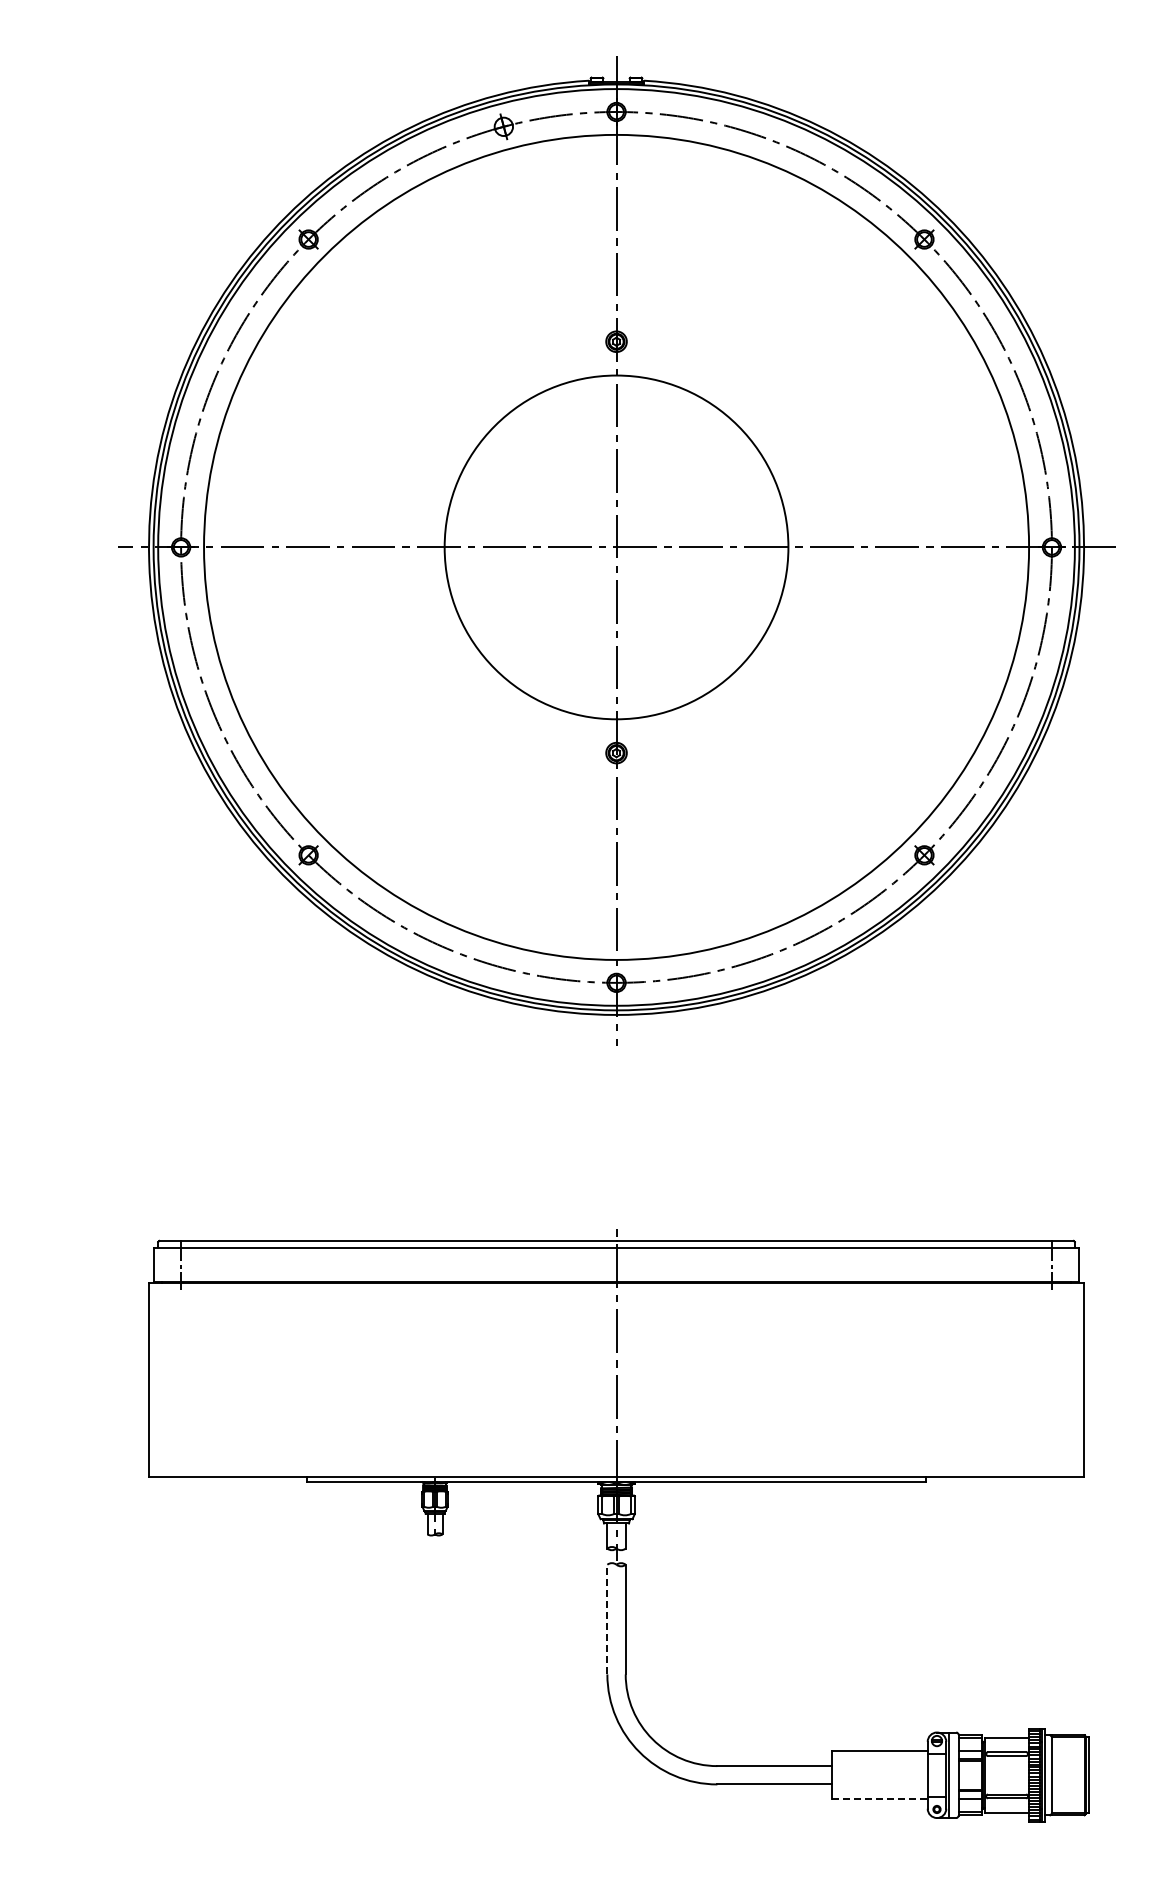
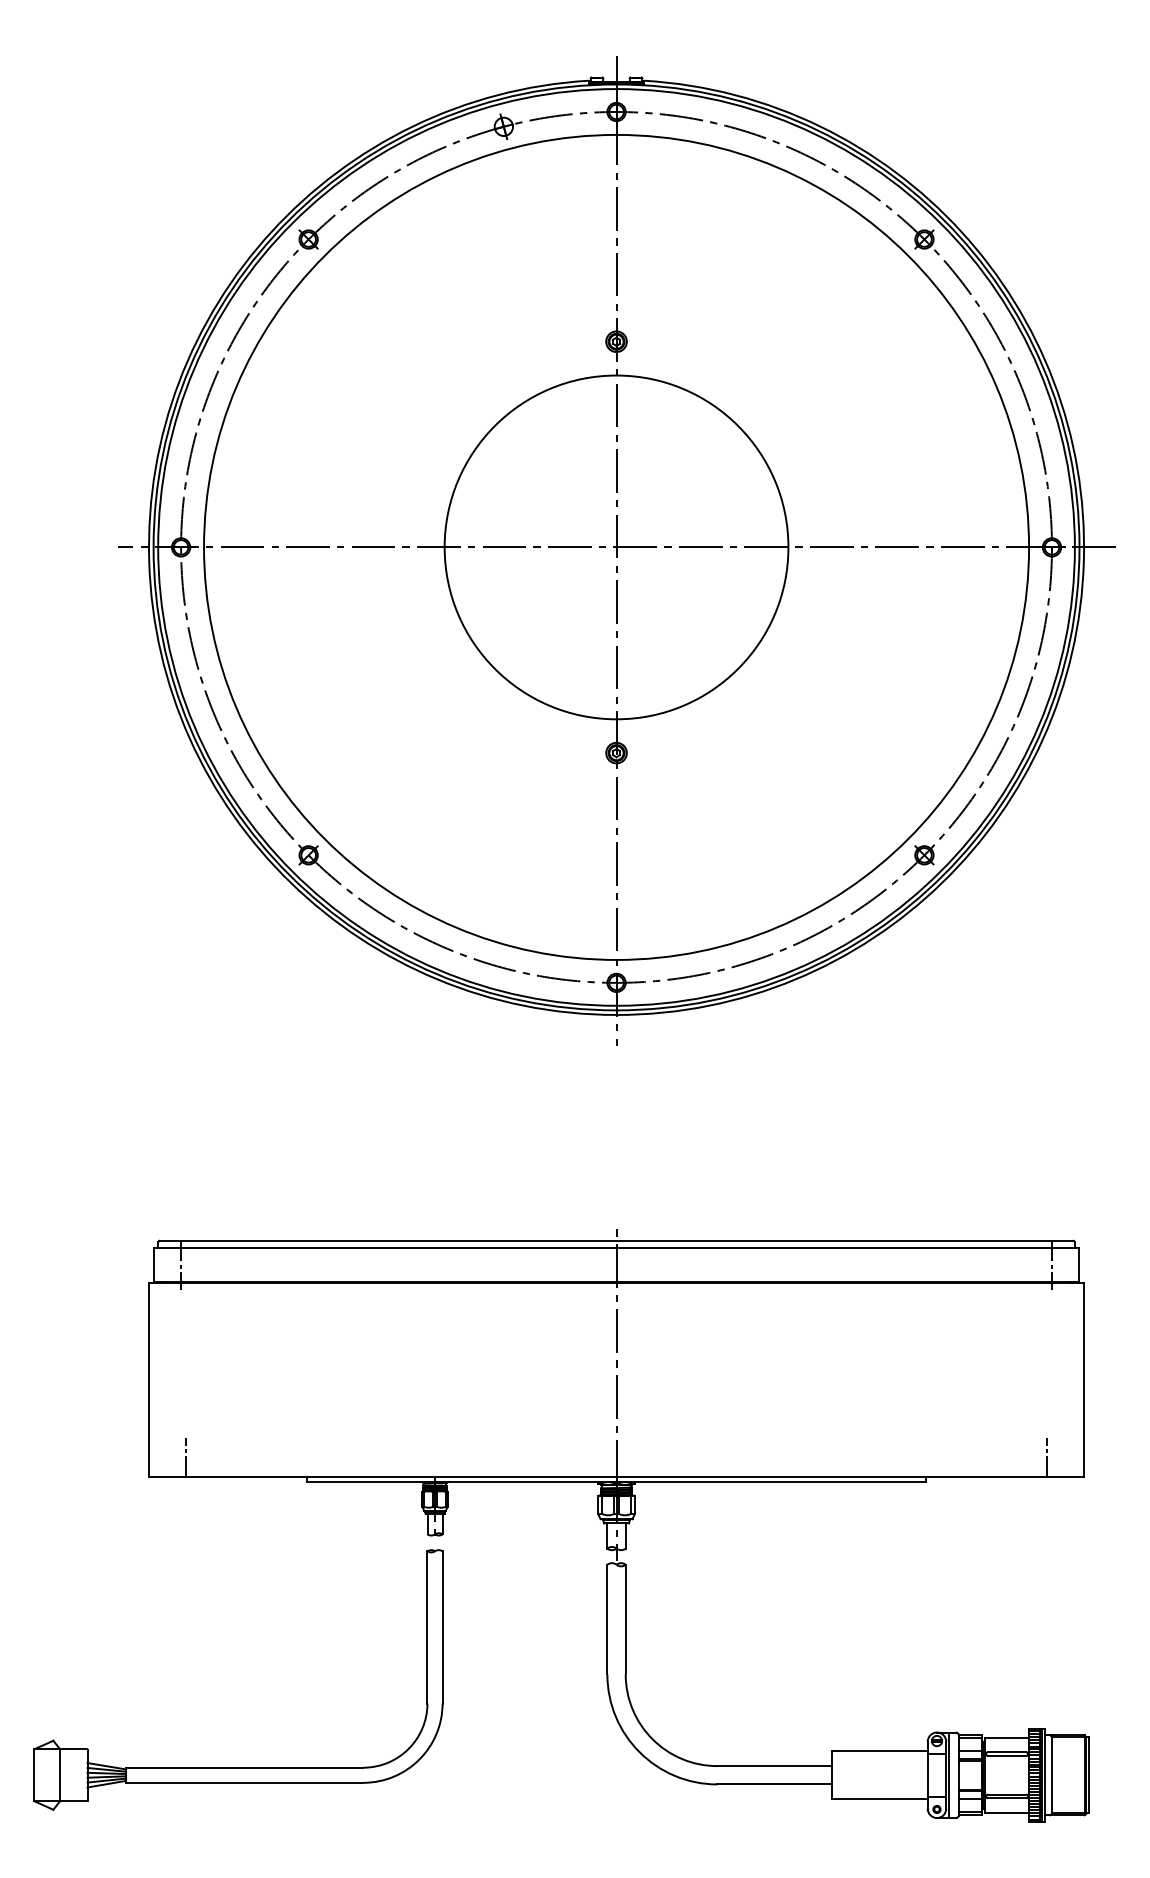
line: none -> present (185, 1457)
line: none -> present (1047, 1457)
line: dashed -> solid (607, 1619)
part: none -> present (238, 1767)
line: dashed -> solid (880, 1799)
